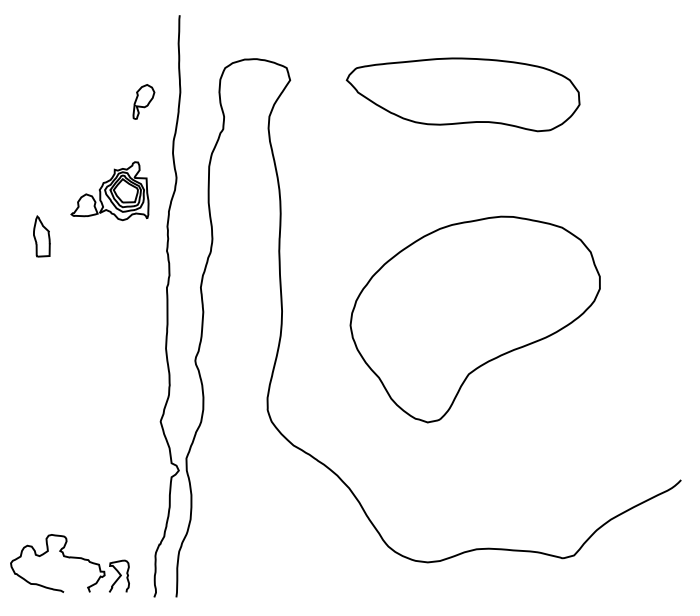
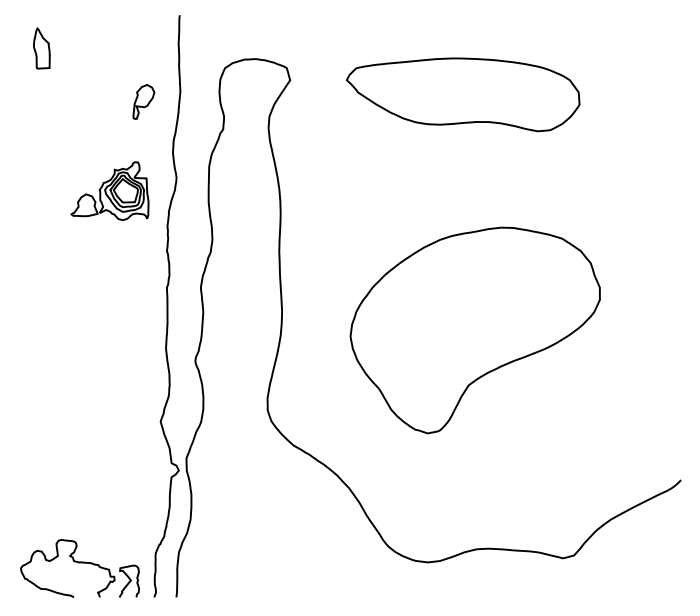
part position: (41, 236) -> (41, 48) (41, 48)
part position: (474, 319) -> (474, 330) (474, 330)
part position: (69, 563) -> (79, 568) (79, 568)
